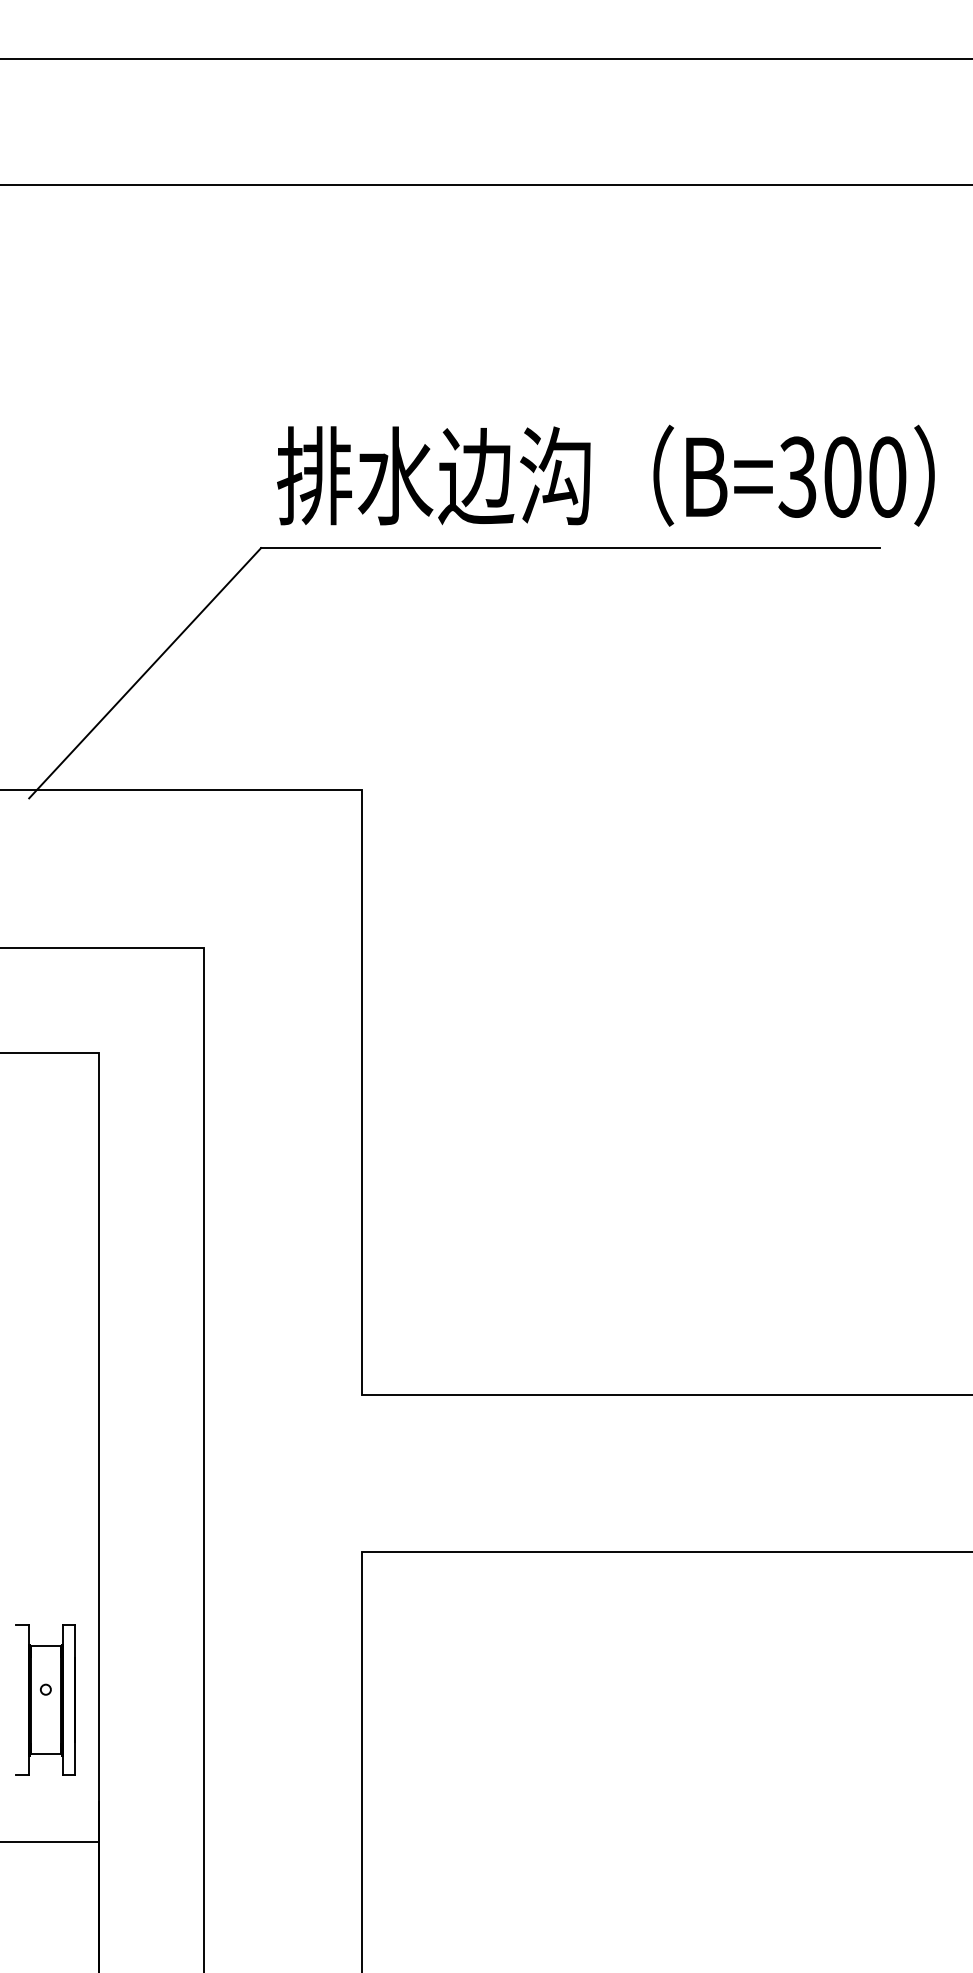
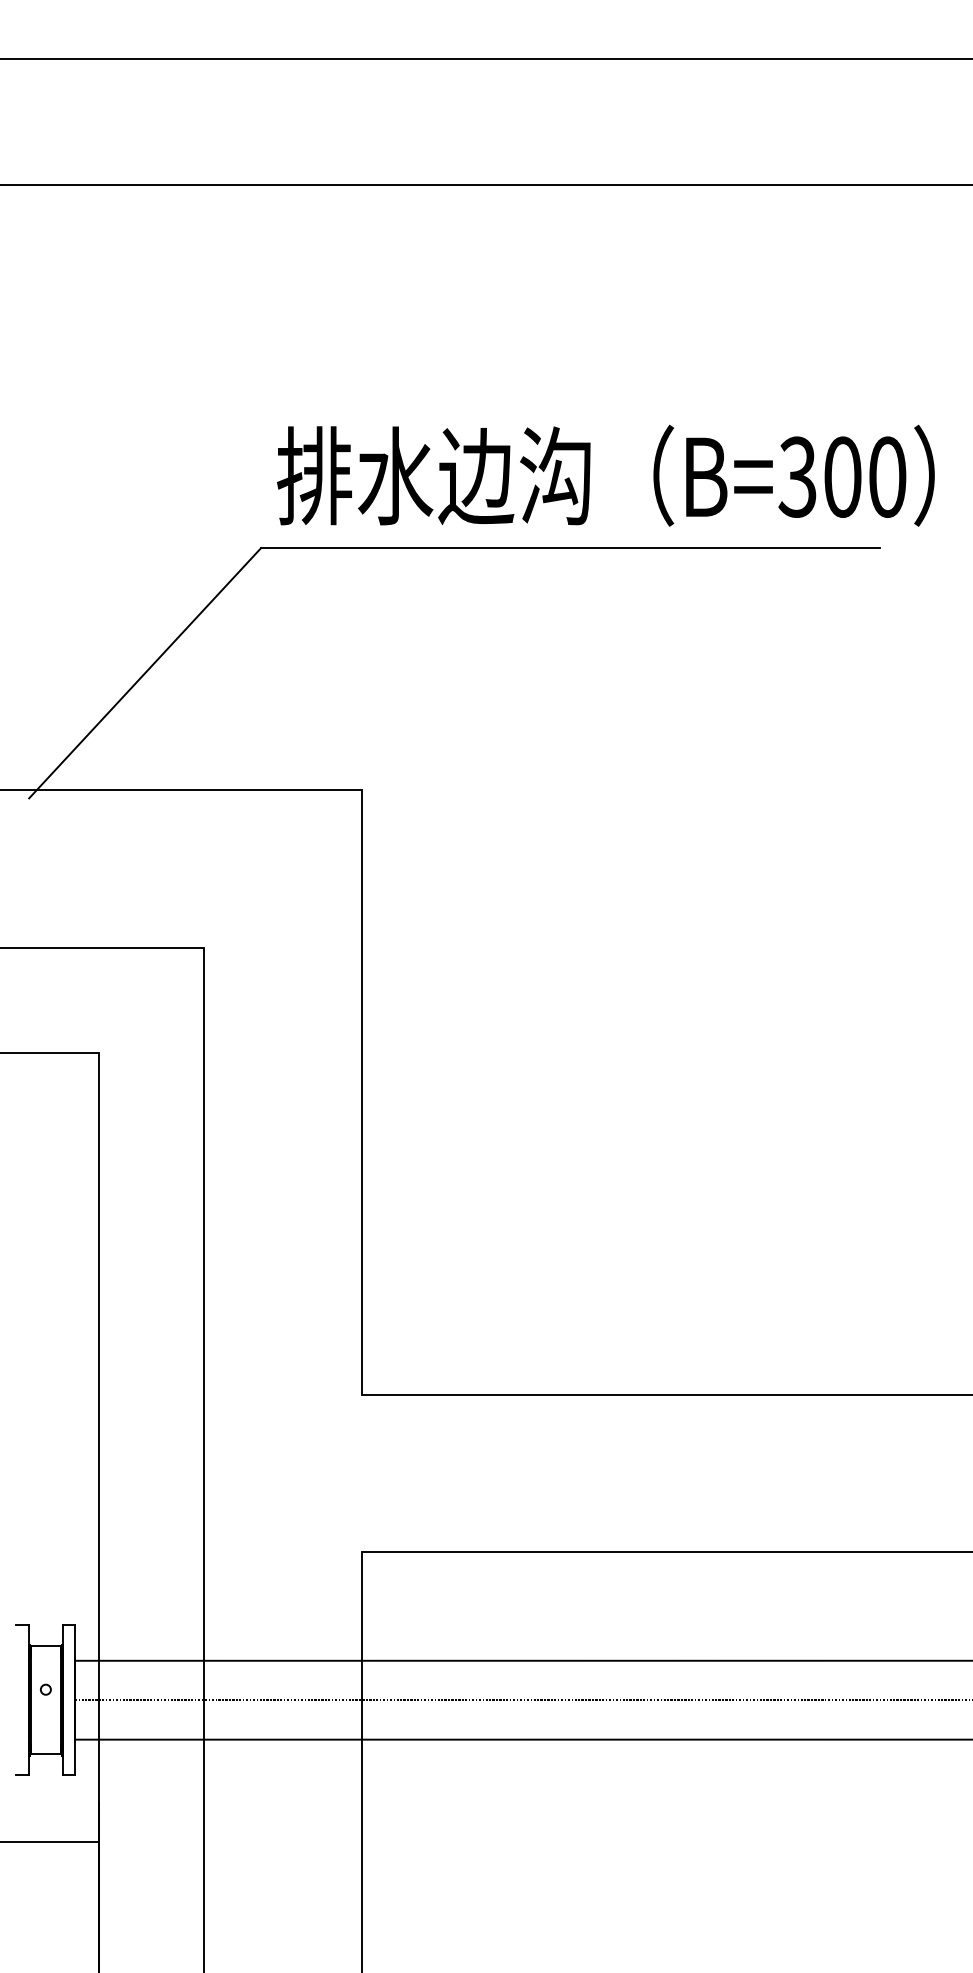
line: none -> present (522, 1660)
line: none -> present (522, 1700)
line: none -> present (522, 1739)
